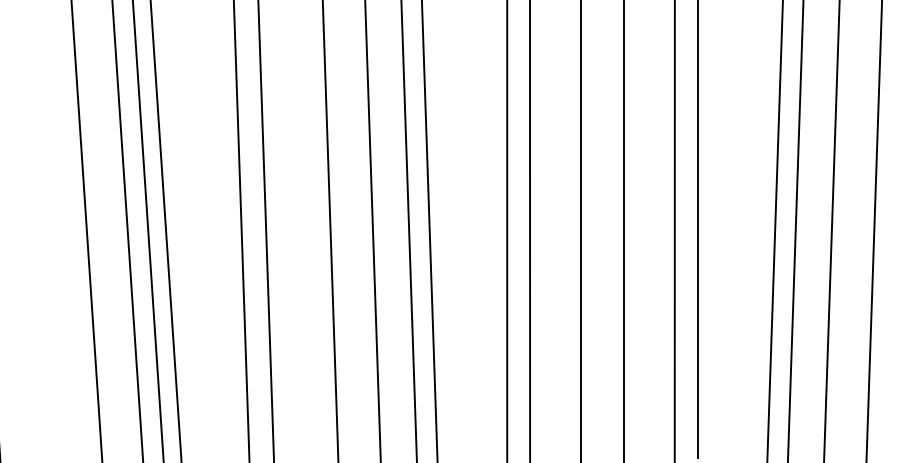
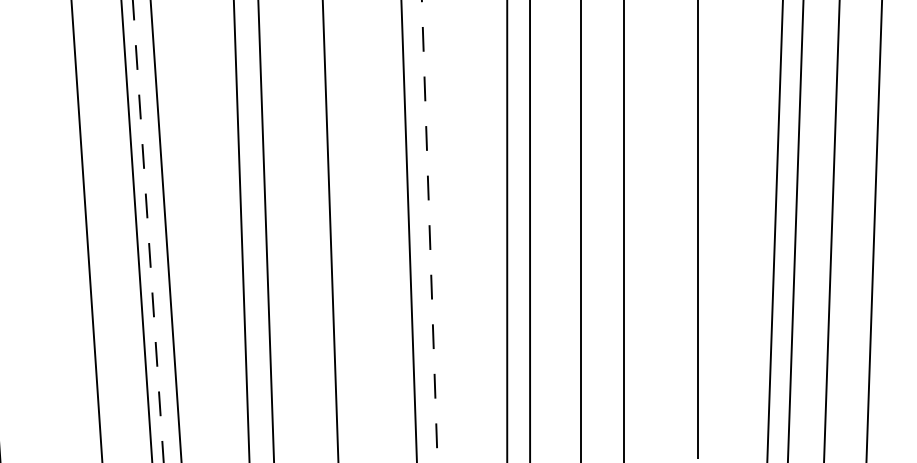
line position: (127, 230) -> (136, 230) (136, 230)
line: present -> none (372, 230)
line: present -> none (674, 230)
line: solid -> dashed (148, 231)
line: solid -> dashed (429, 231)
